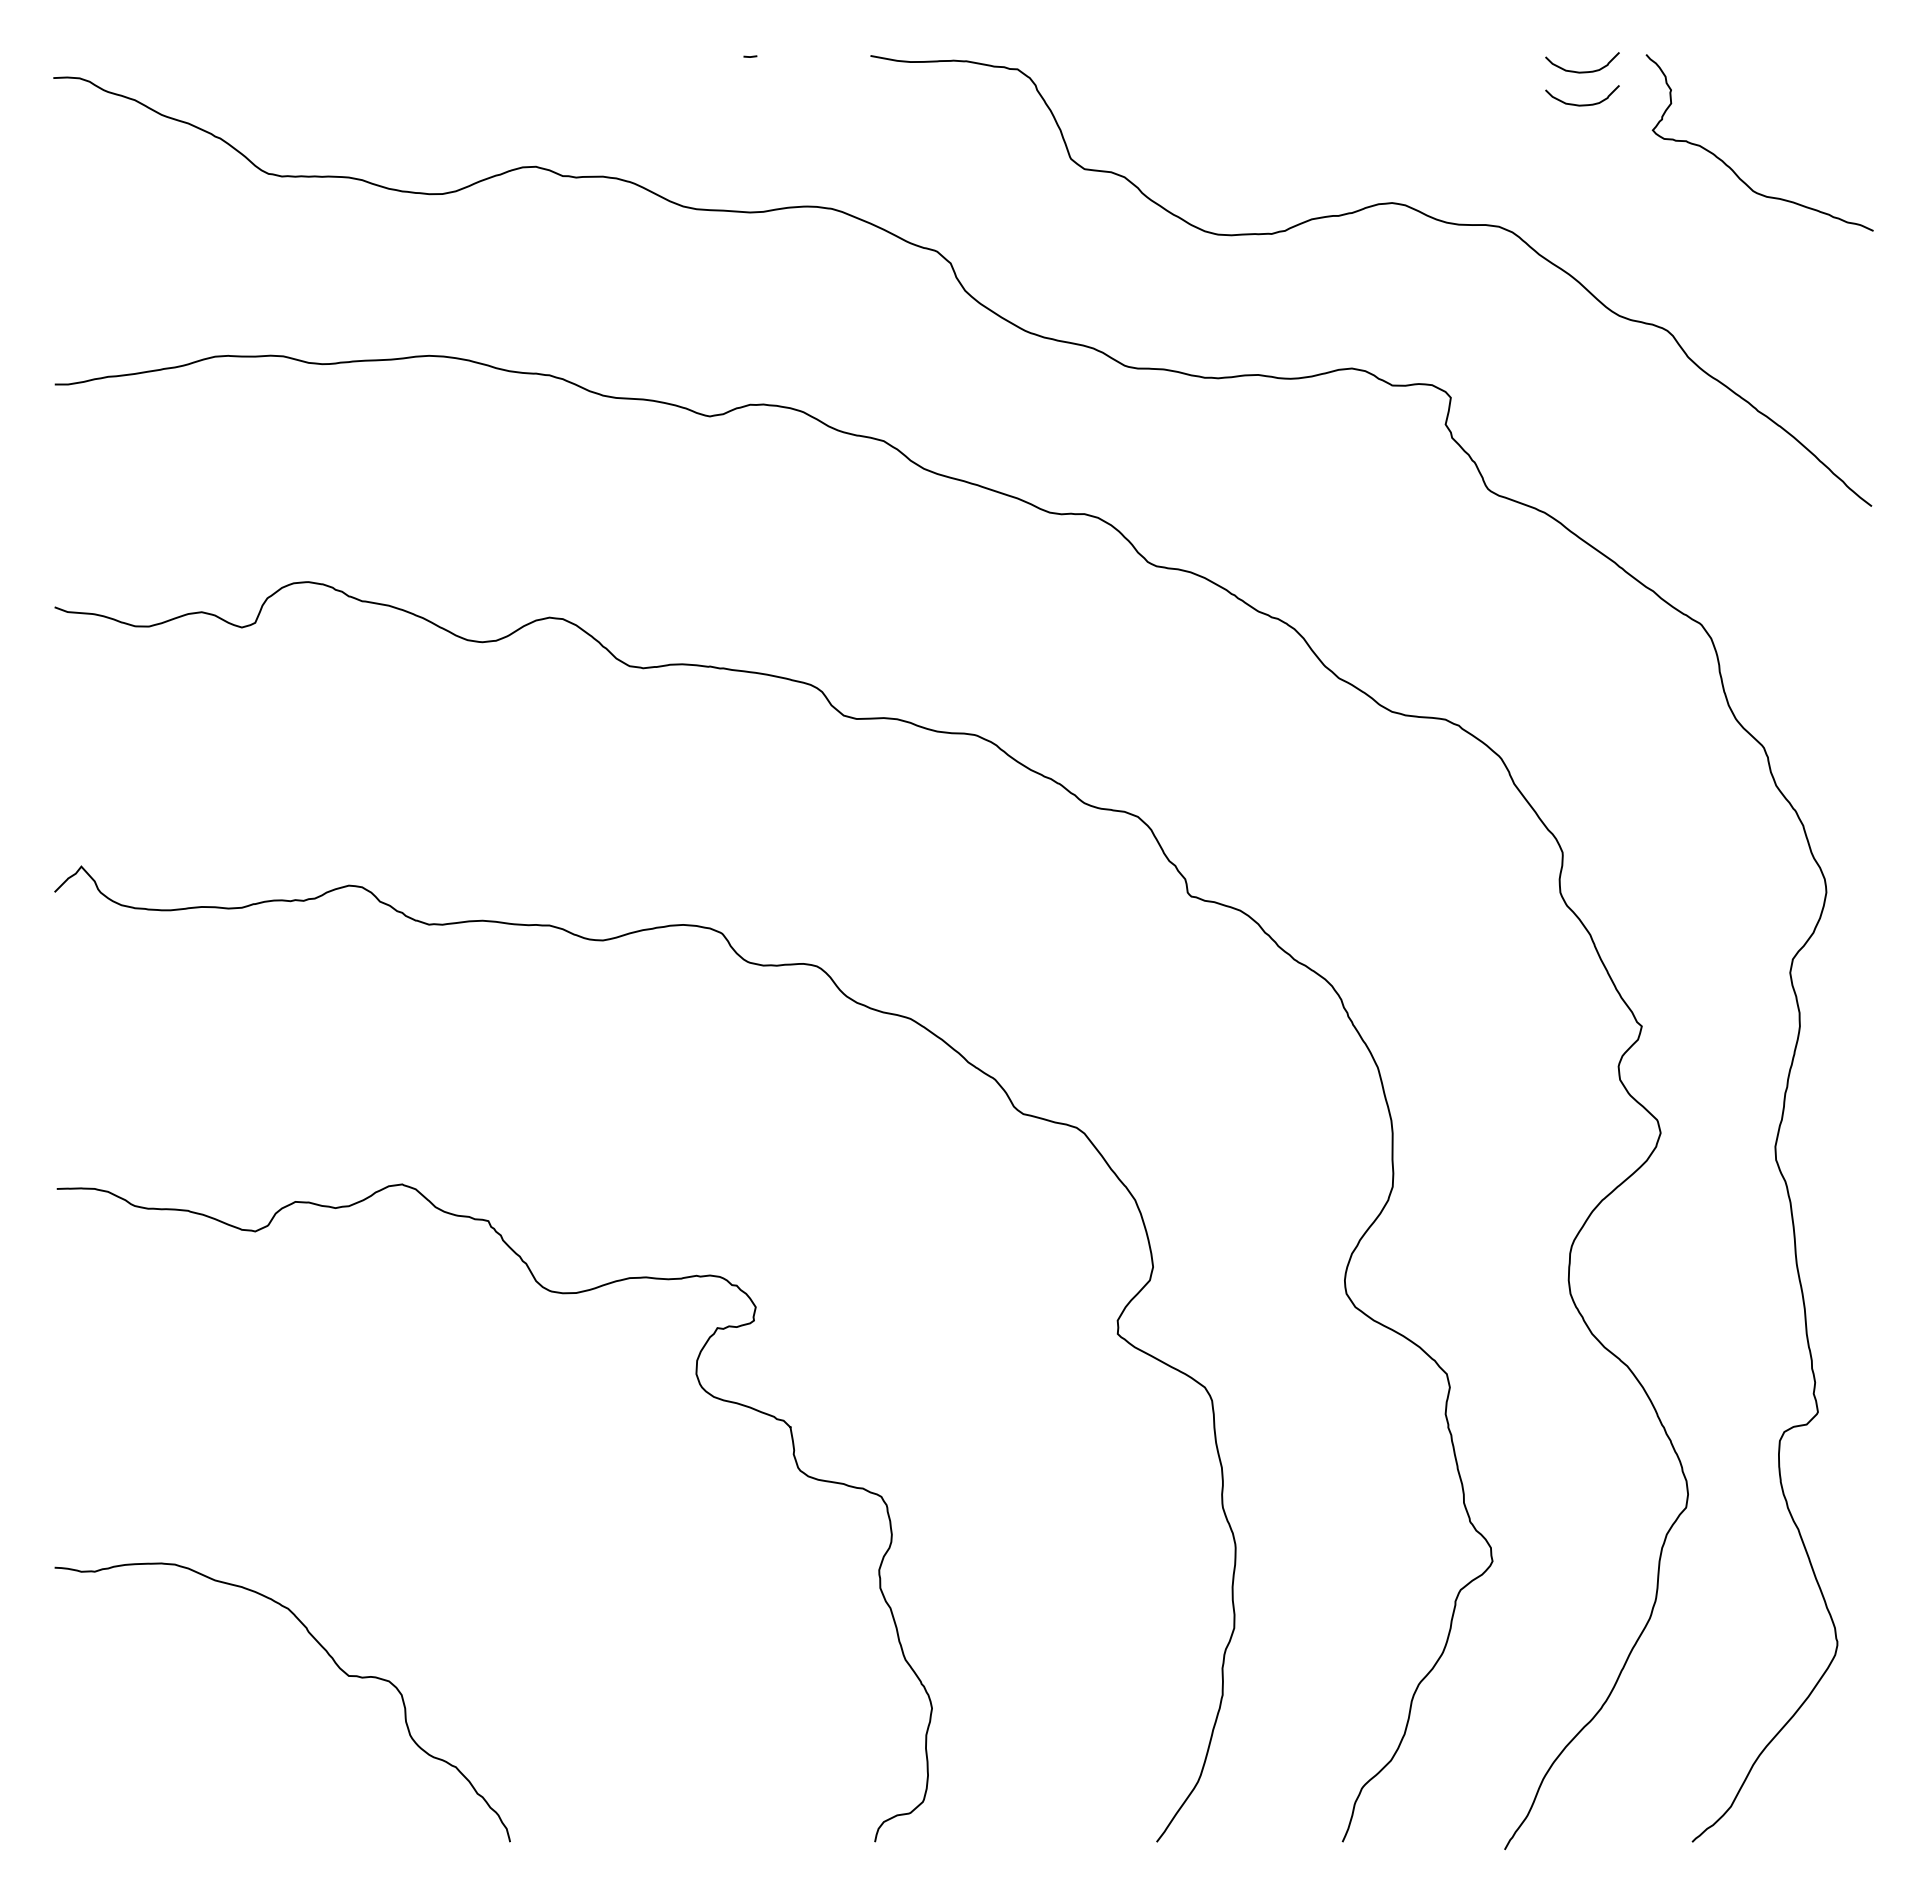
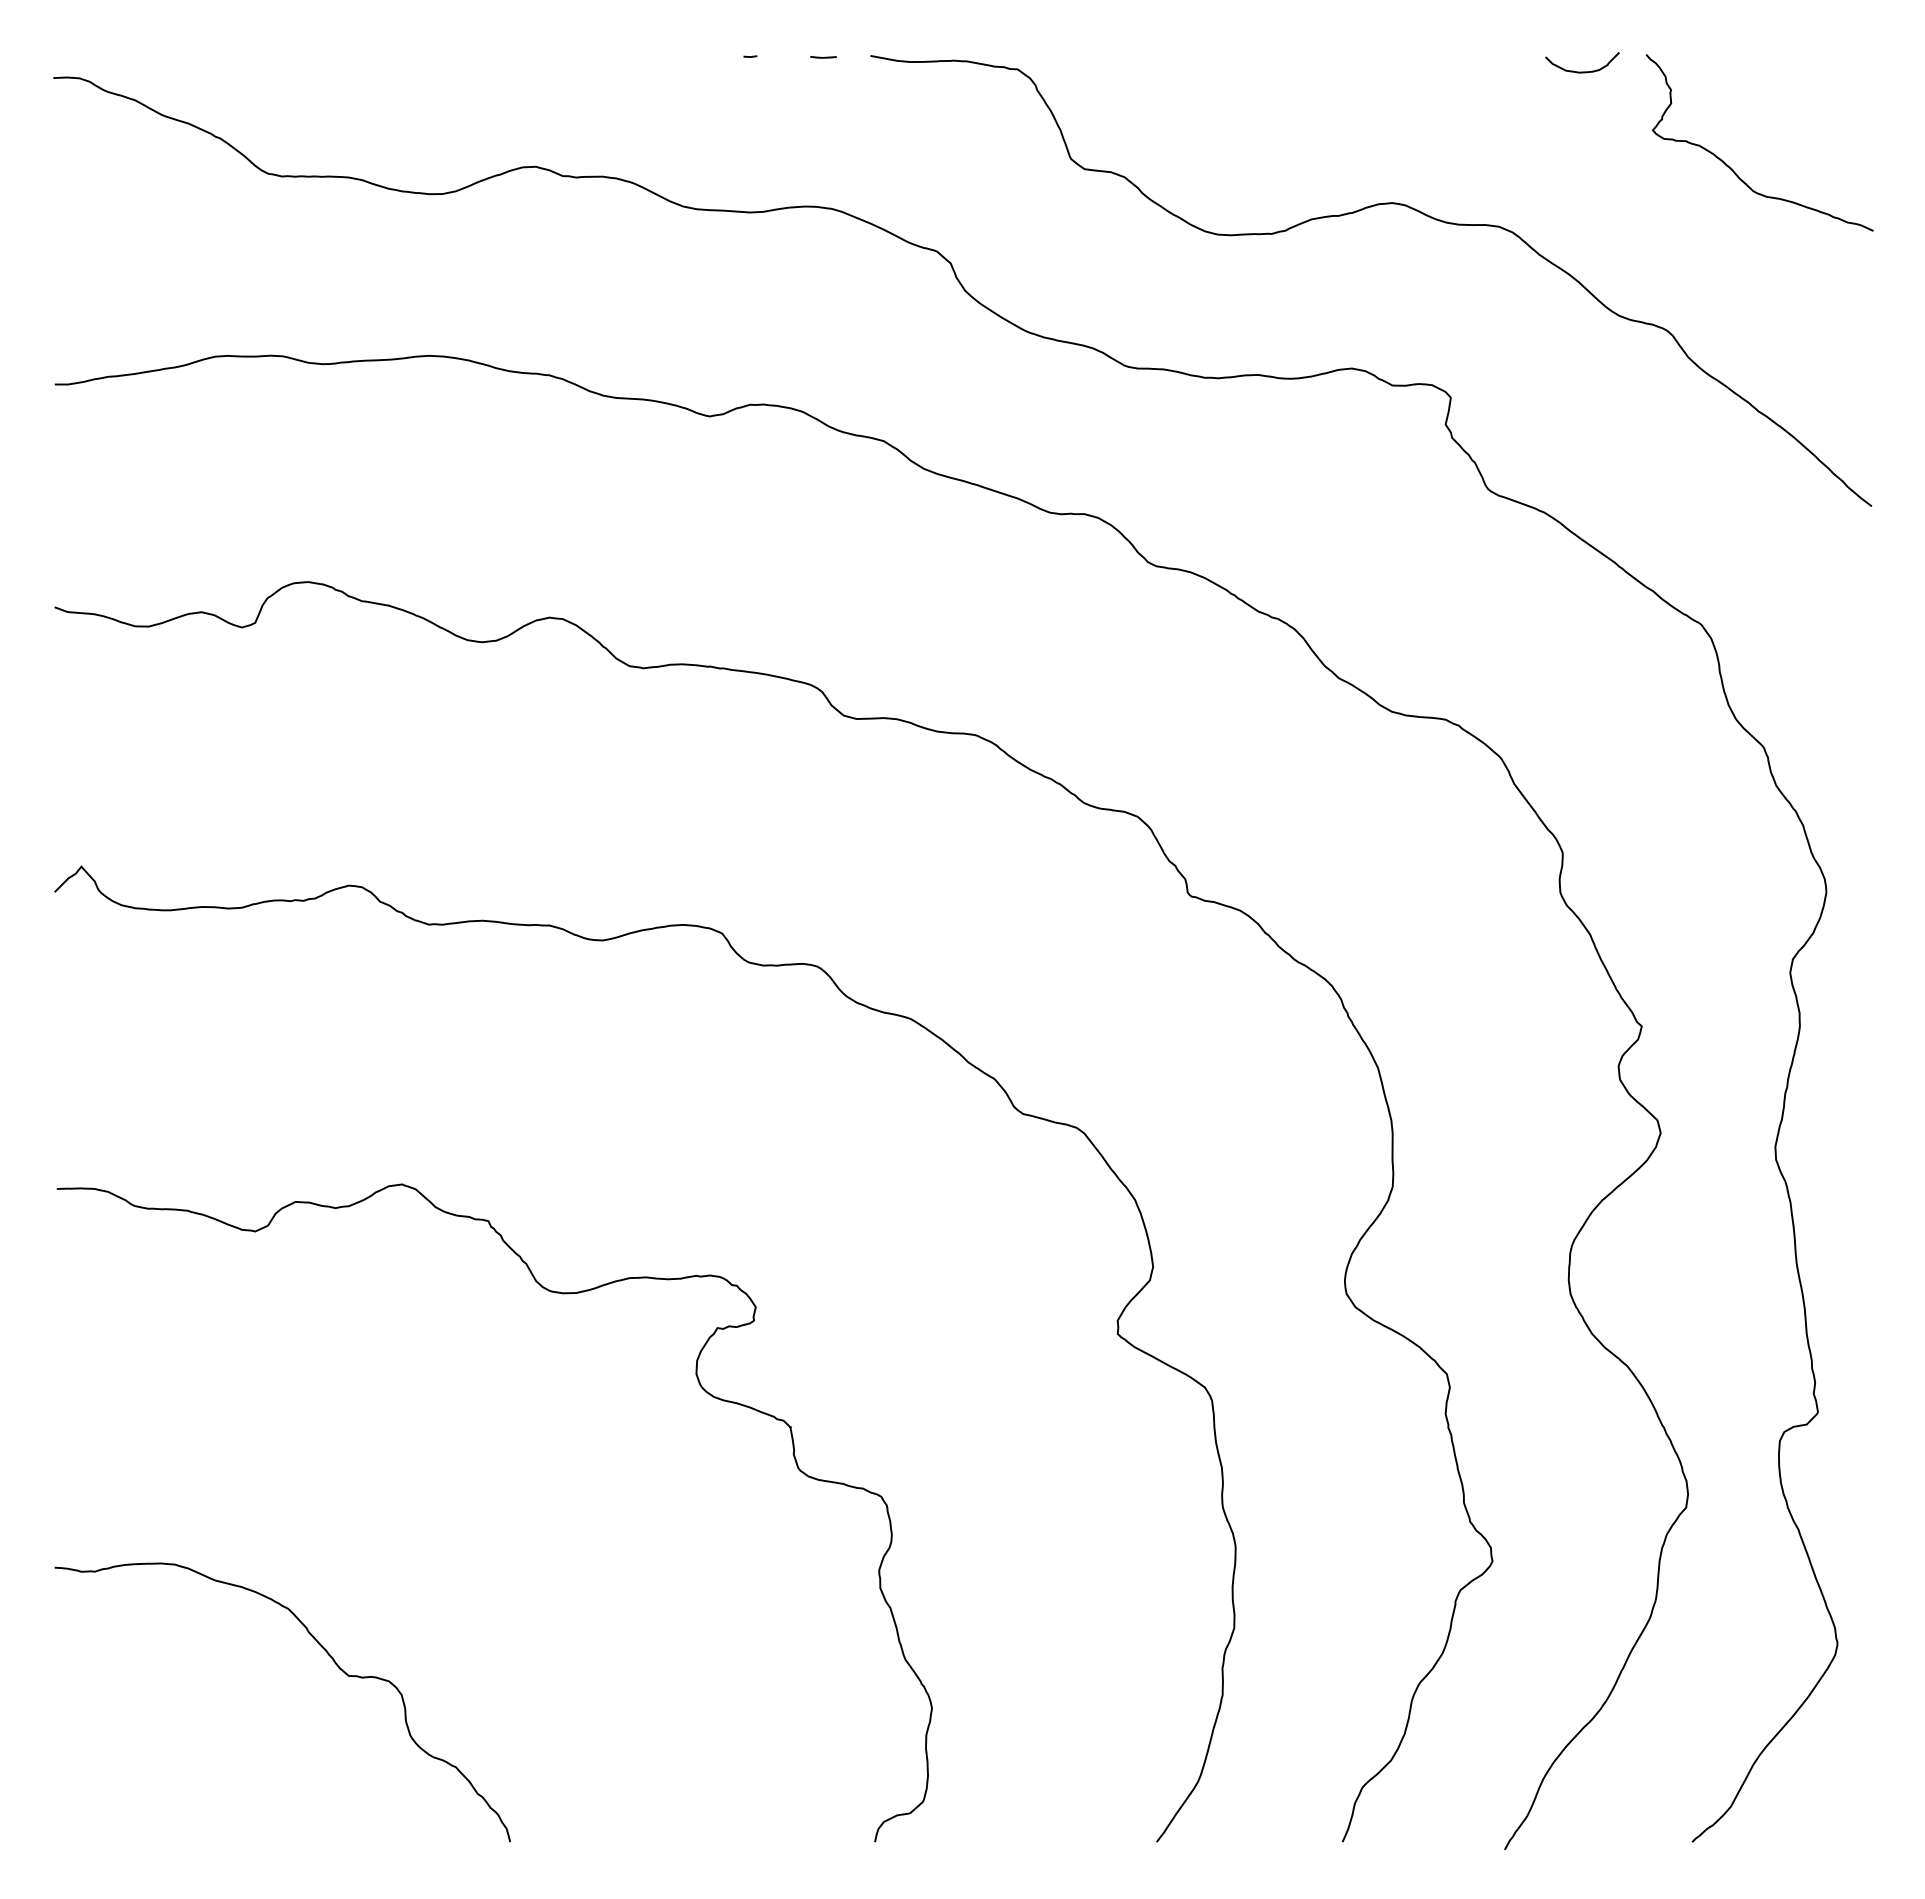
line: none -> present (823, 57)
curve: present -> none (1582, 104)
